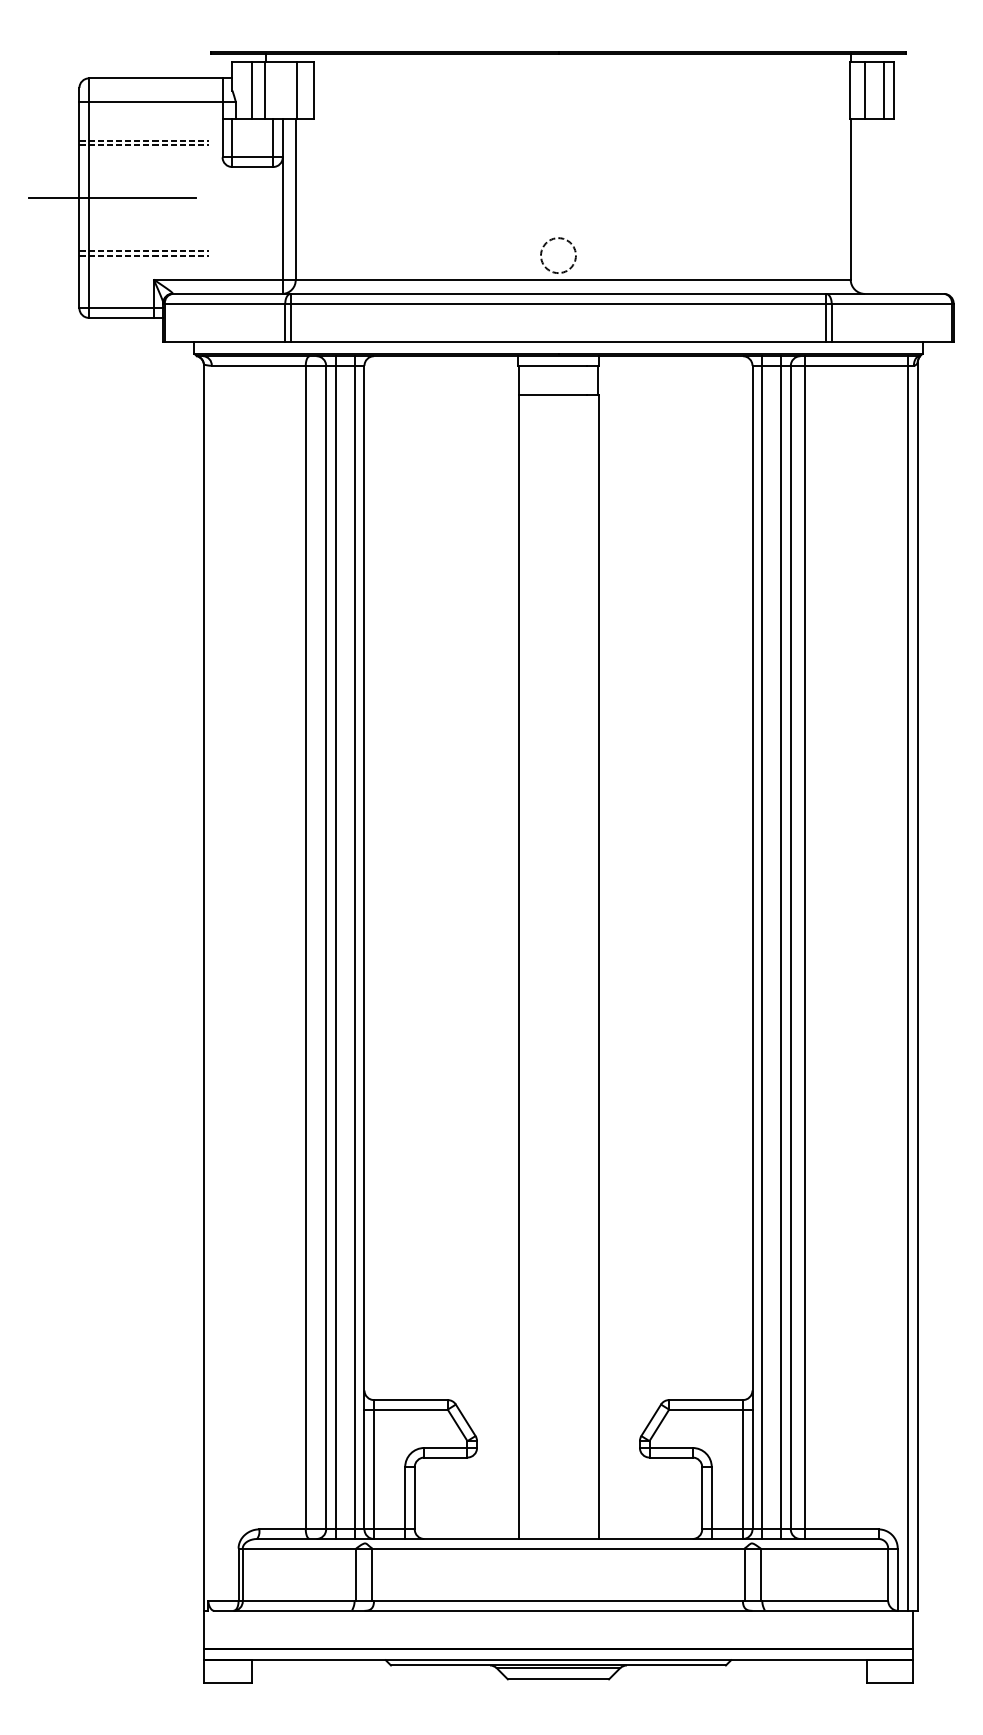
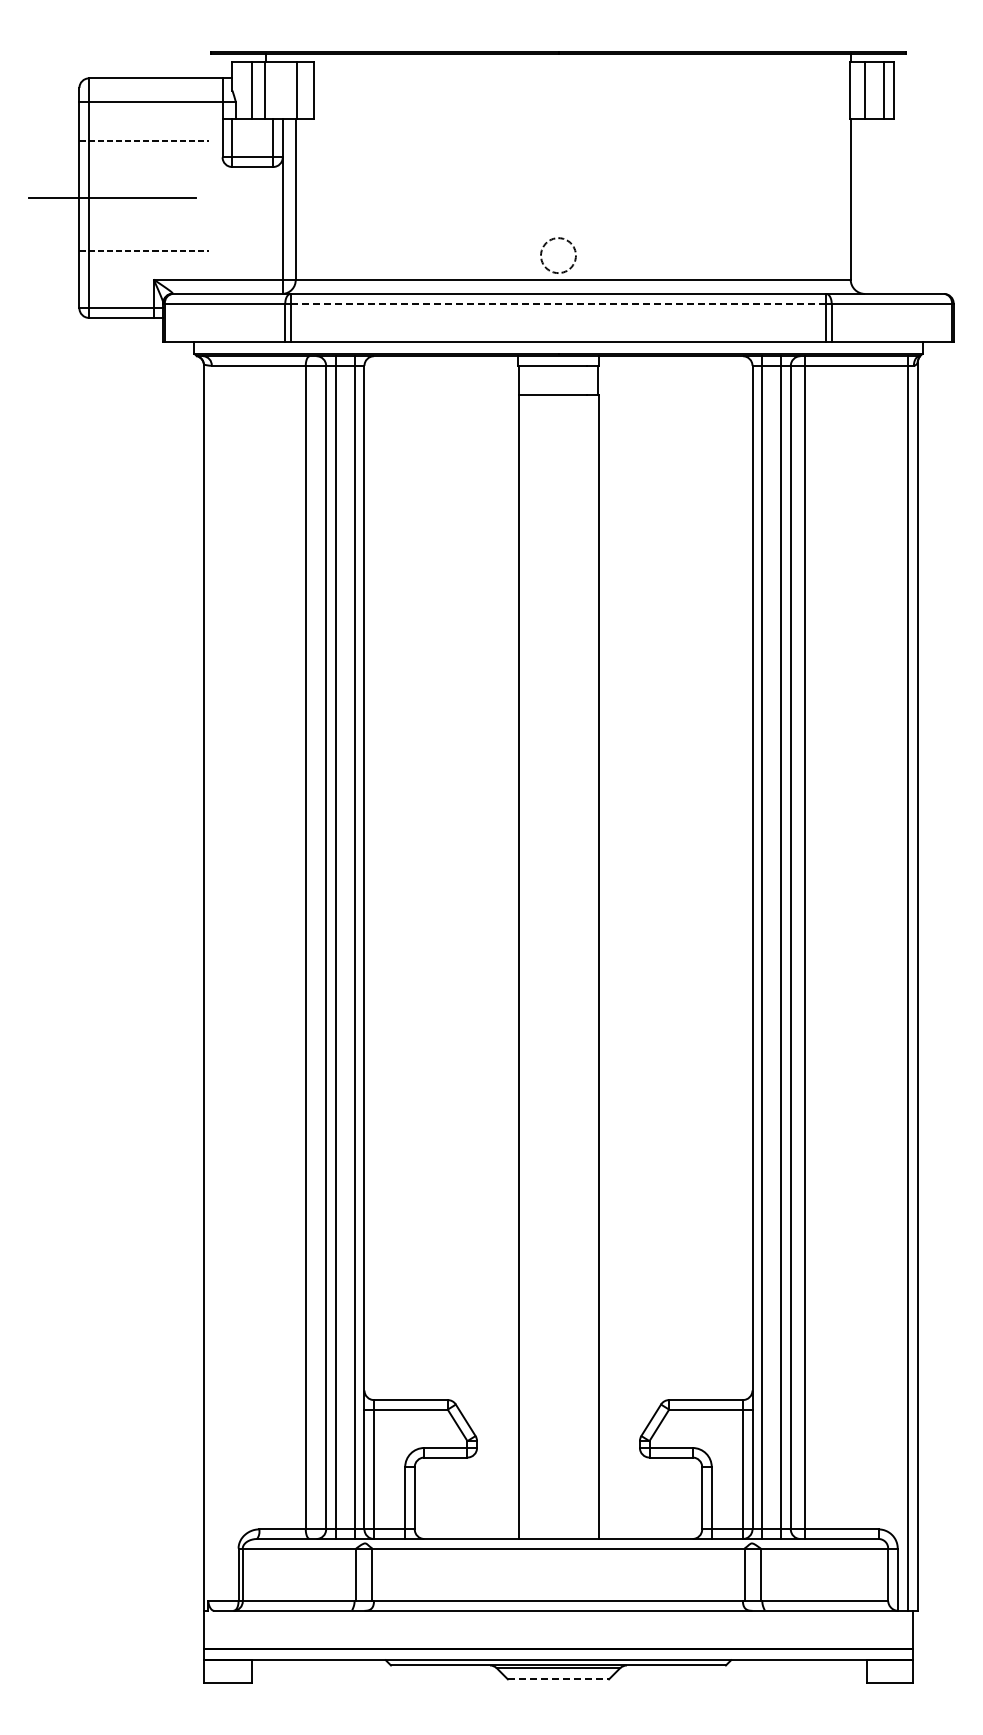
line: present -> none (144, 145)
line: present -> none (144, 255)
line: solid -> dashed (558, 303)
line: solid -> dashed (558, 1679)
